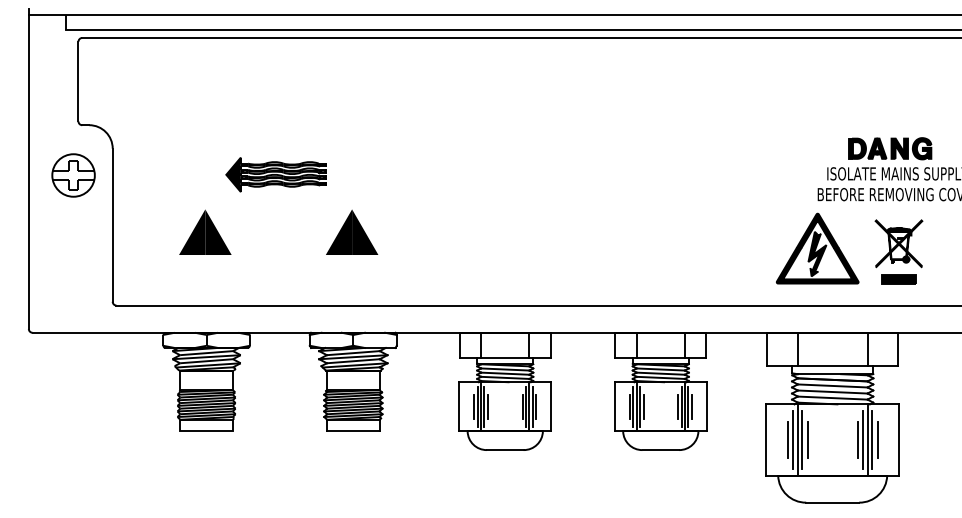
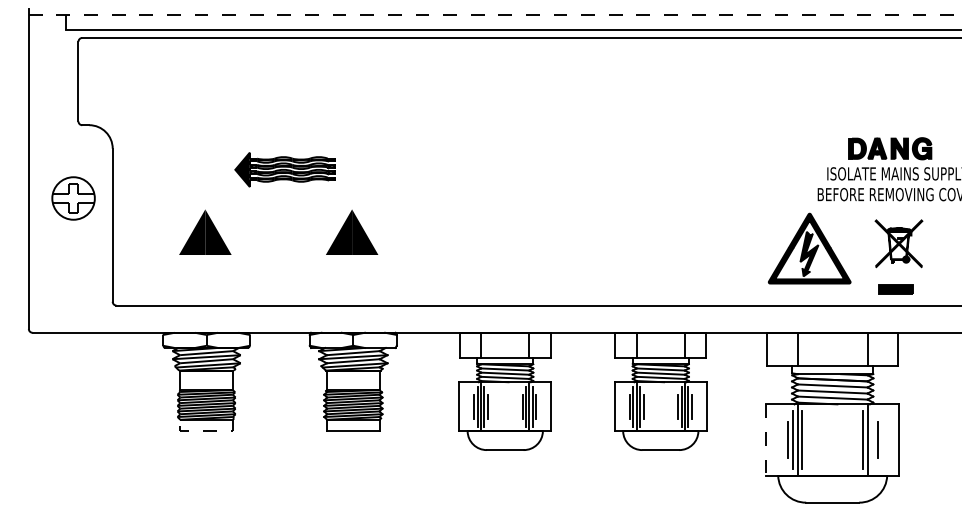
line: solid -> dashed (495, 15)
part position: (275, 174) -> (284, 169) (284, 169)
part position: (73, 175) -> (73, 198) (73, 198)
part position: (817, 248) -> (809, 248) (809, 248)
part position: (898, 279) -> (895, 289) (895, 289)
line: solid -> dashed (206, 431)
line: present -> none (807, 439)
line: present -> none (857, 439)
line: present -> none (872, 439)
line: solid -> dashed (765, 440)
